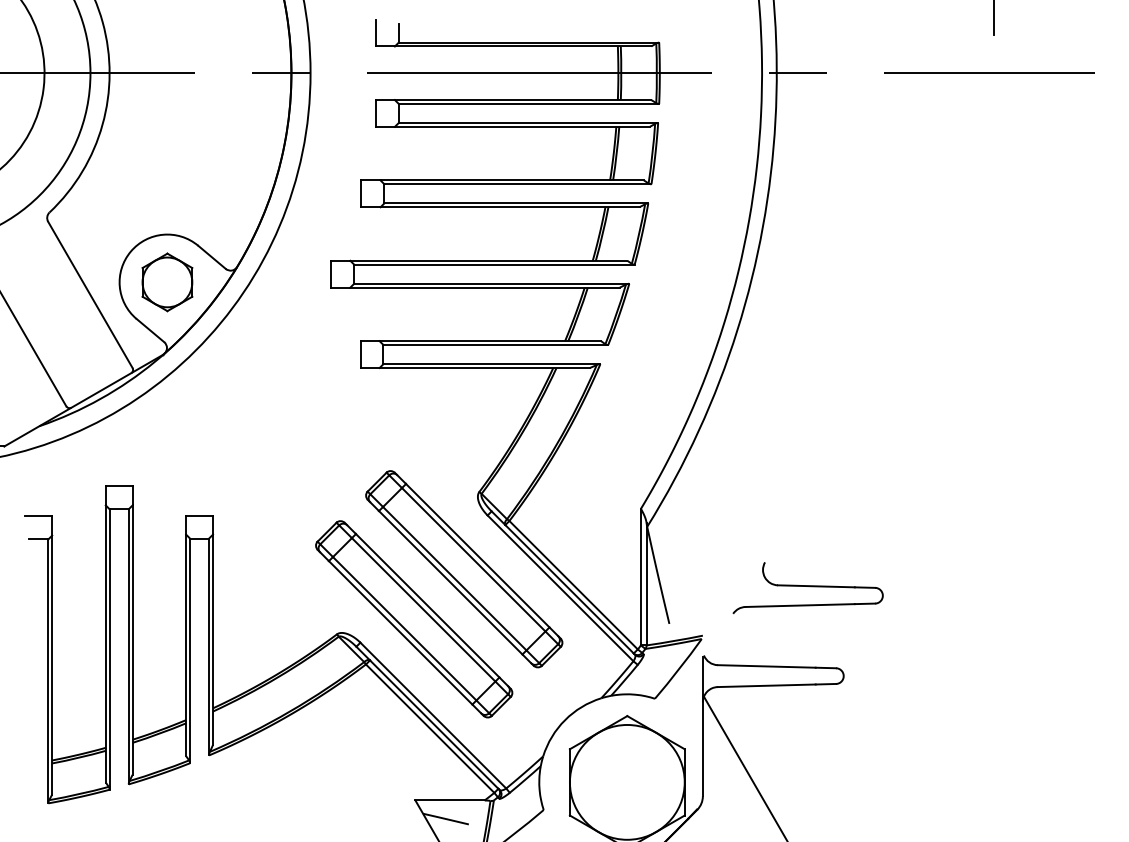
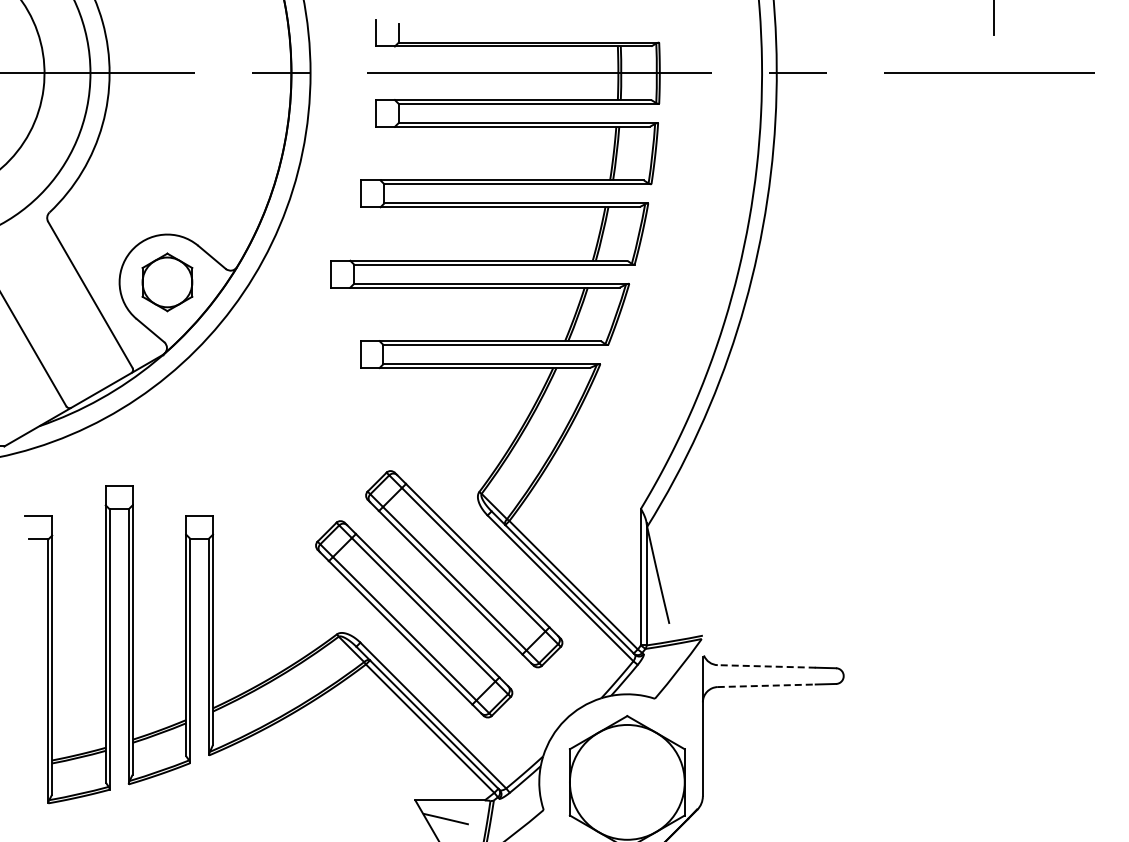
part: present -> none (807, 587)
line: solid -> dashed (766, 666)
line: solid -> dashed (766, 685)
line: present -> none (744, 767)
